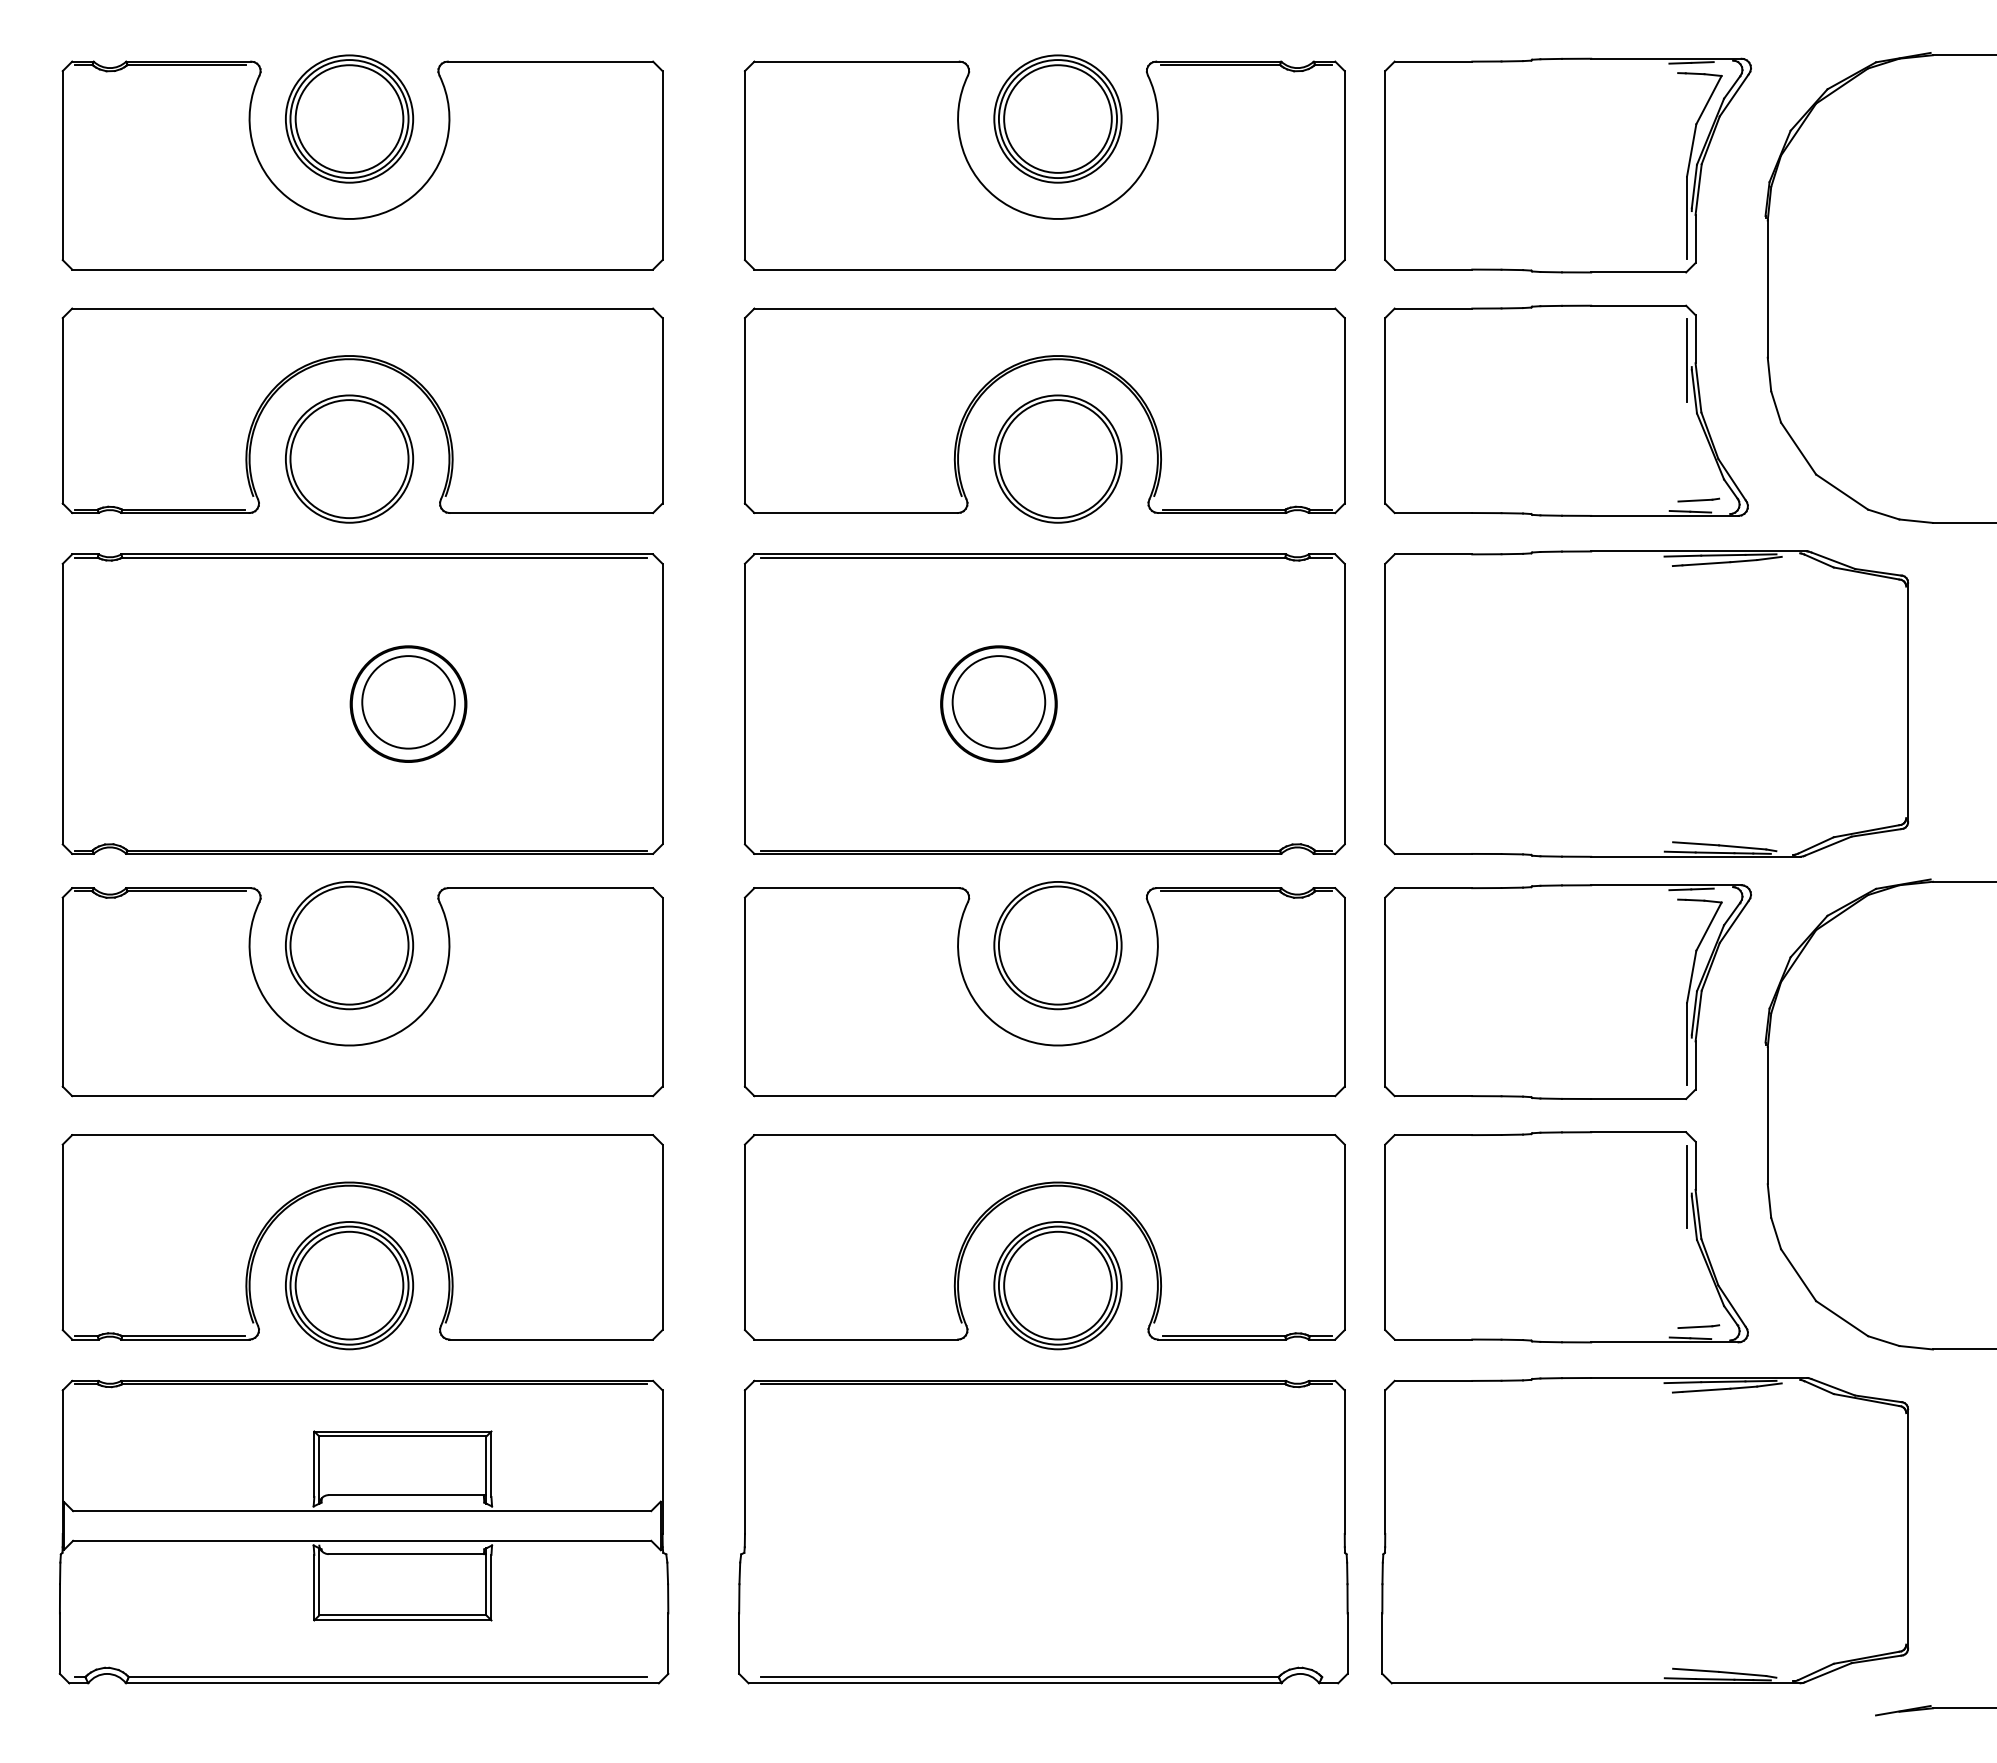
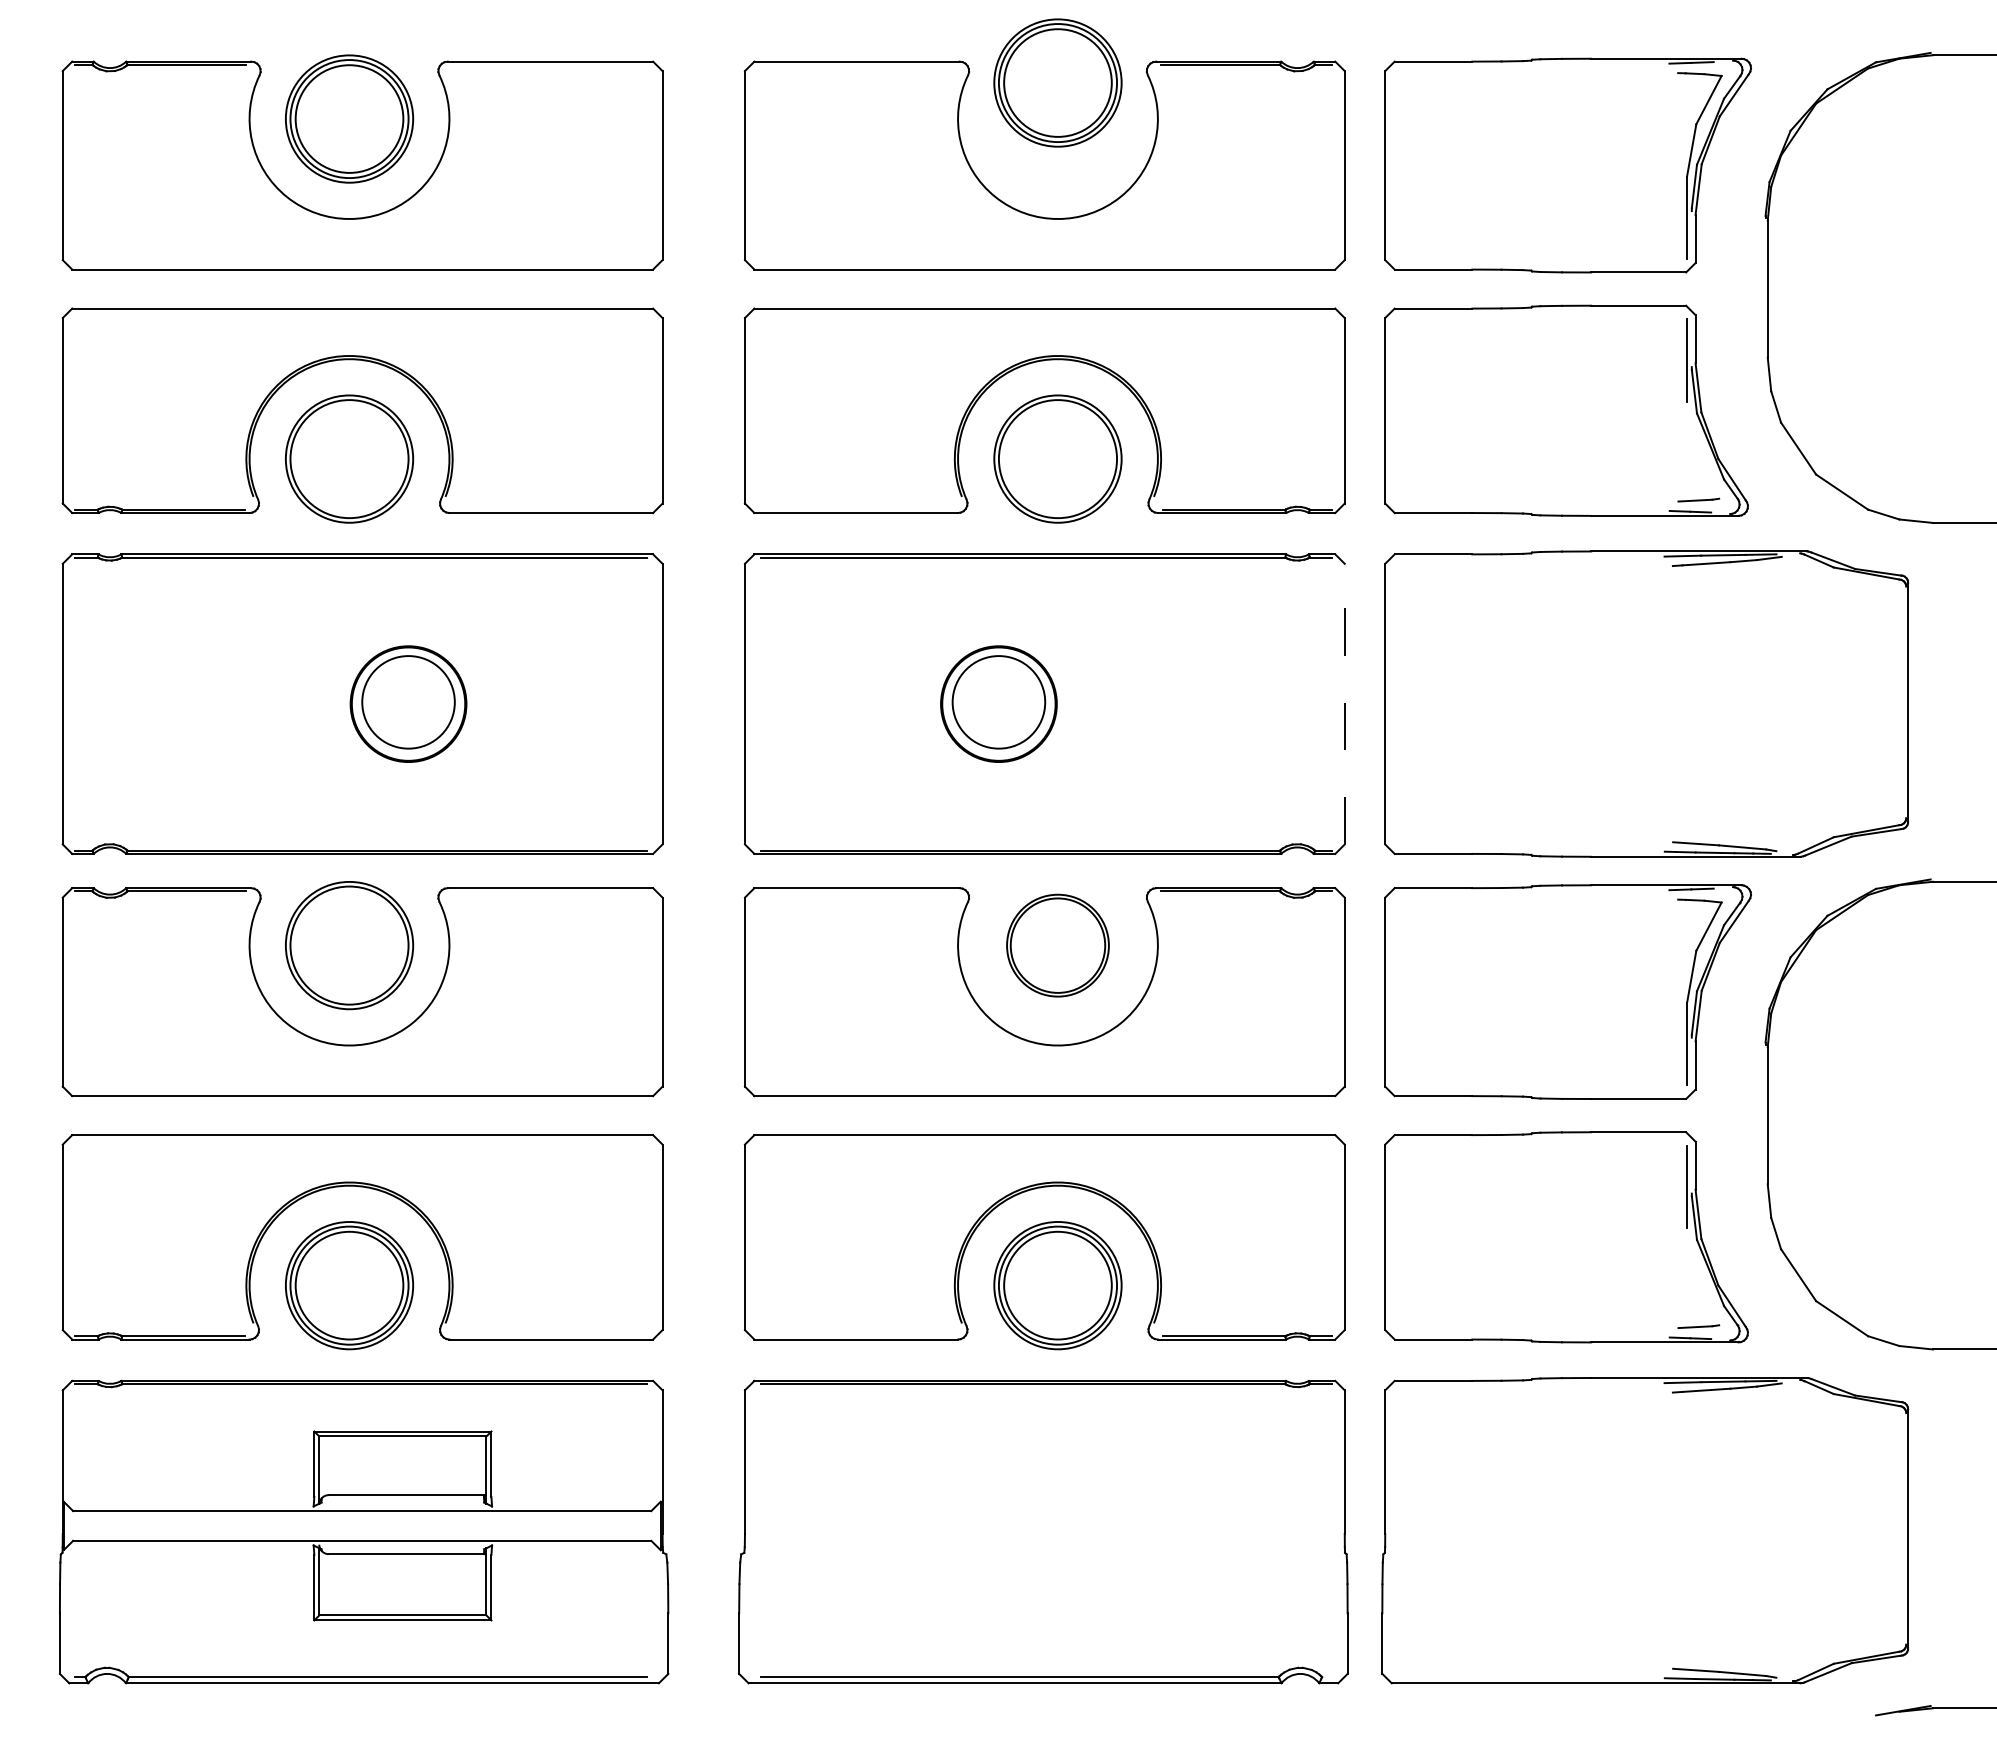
part position: (1057, 118) -> (1057, 82) (1057, 82)
line: solid -> dashed (1344, 703)
part size: 130x130 px -> 104x105 px (1057, 945)
